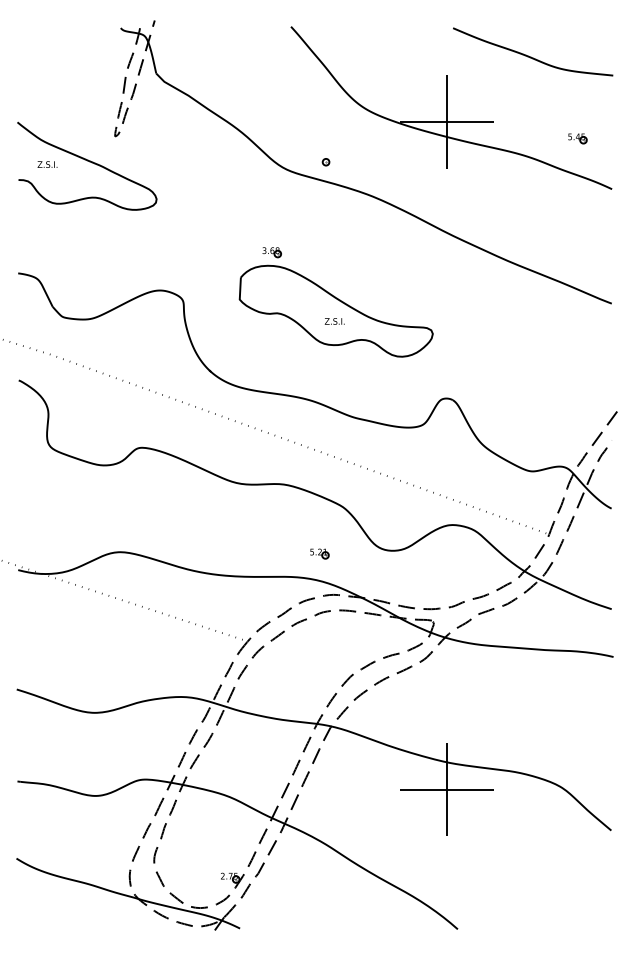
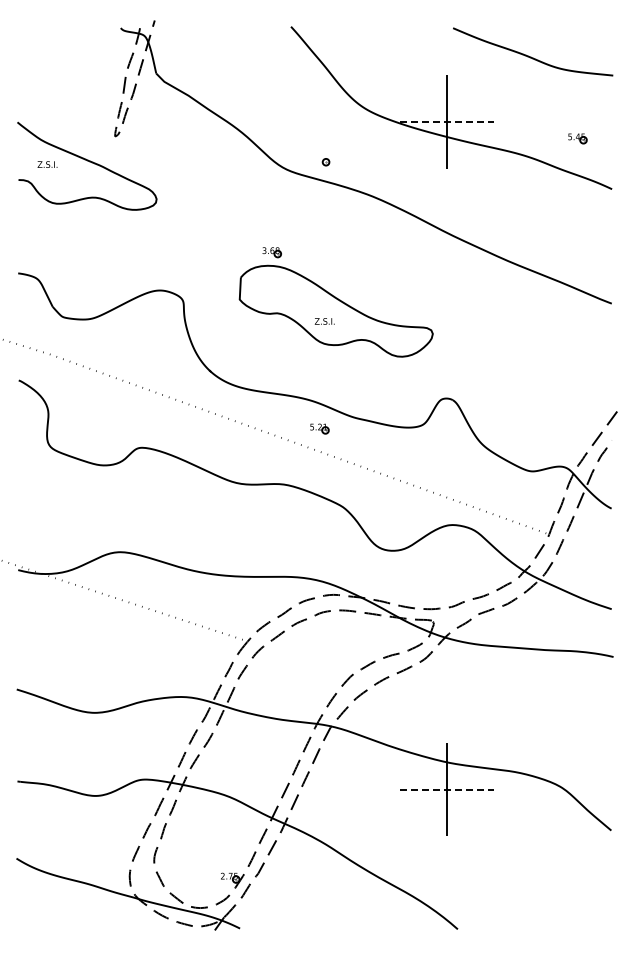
line: solid -> dashed (446, 121)
text position: (334, 321) -> (324, 321) (324, 321)
part position: (319, 553) -> (319, 428) (319, 428)
line: solid -> dashed (446, 789)
